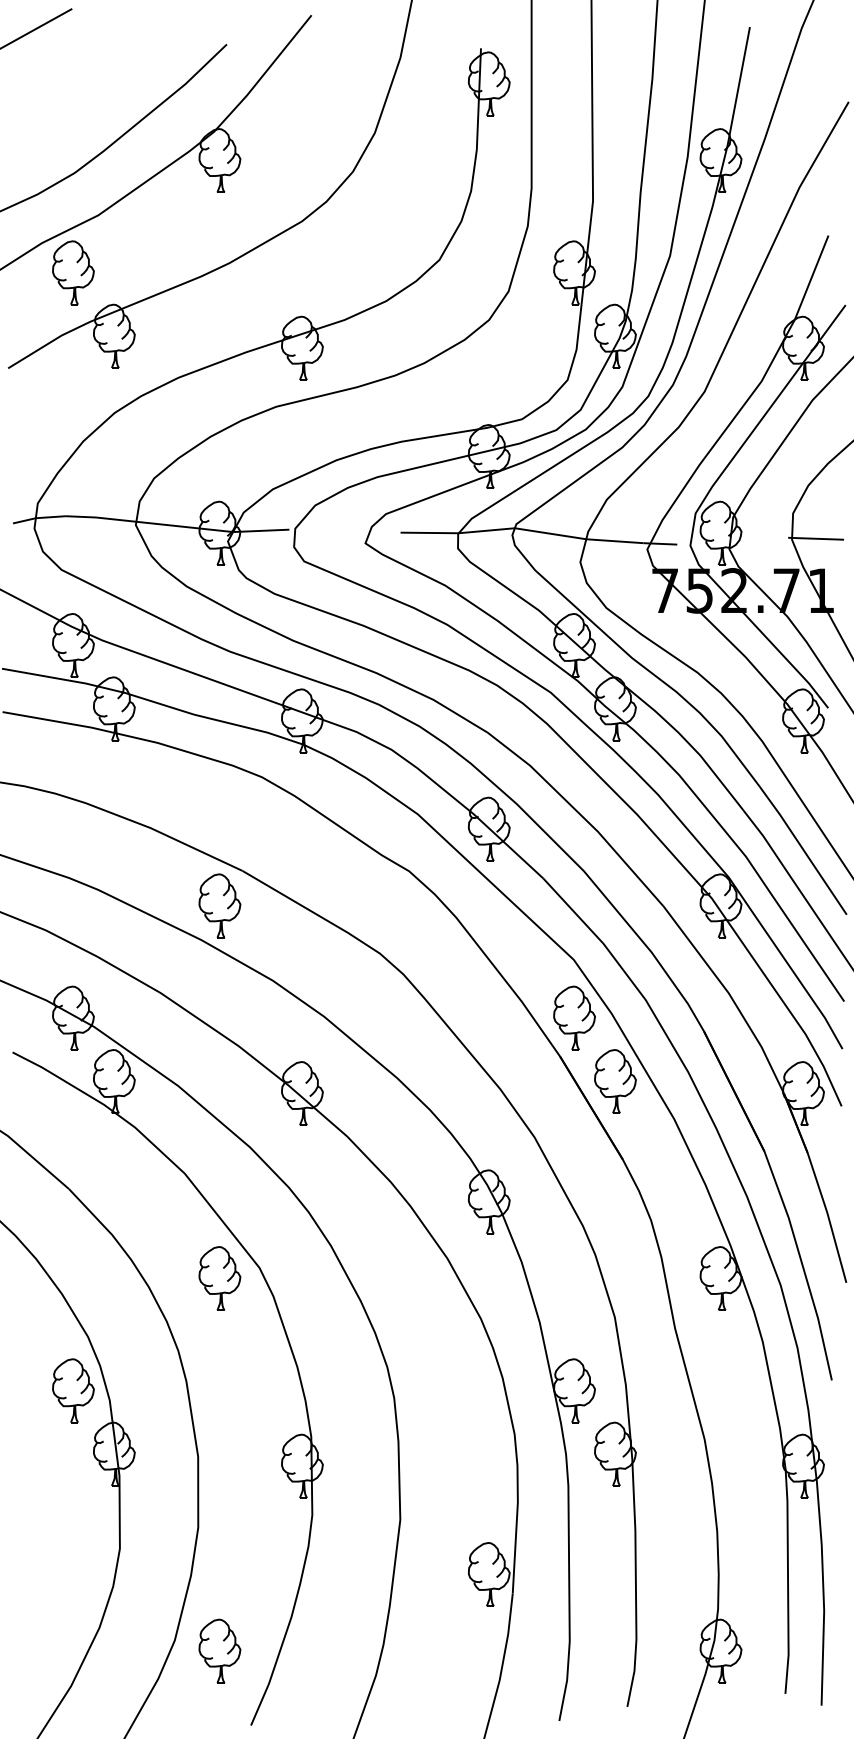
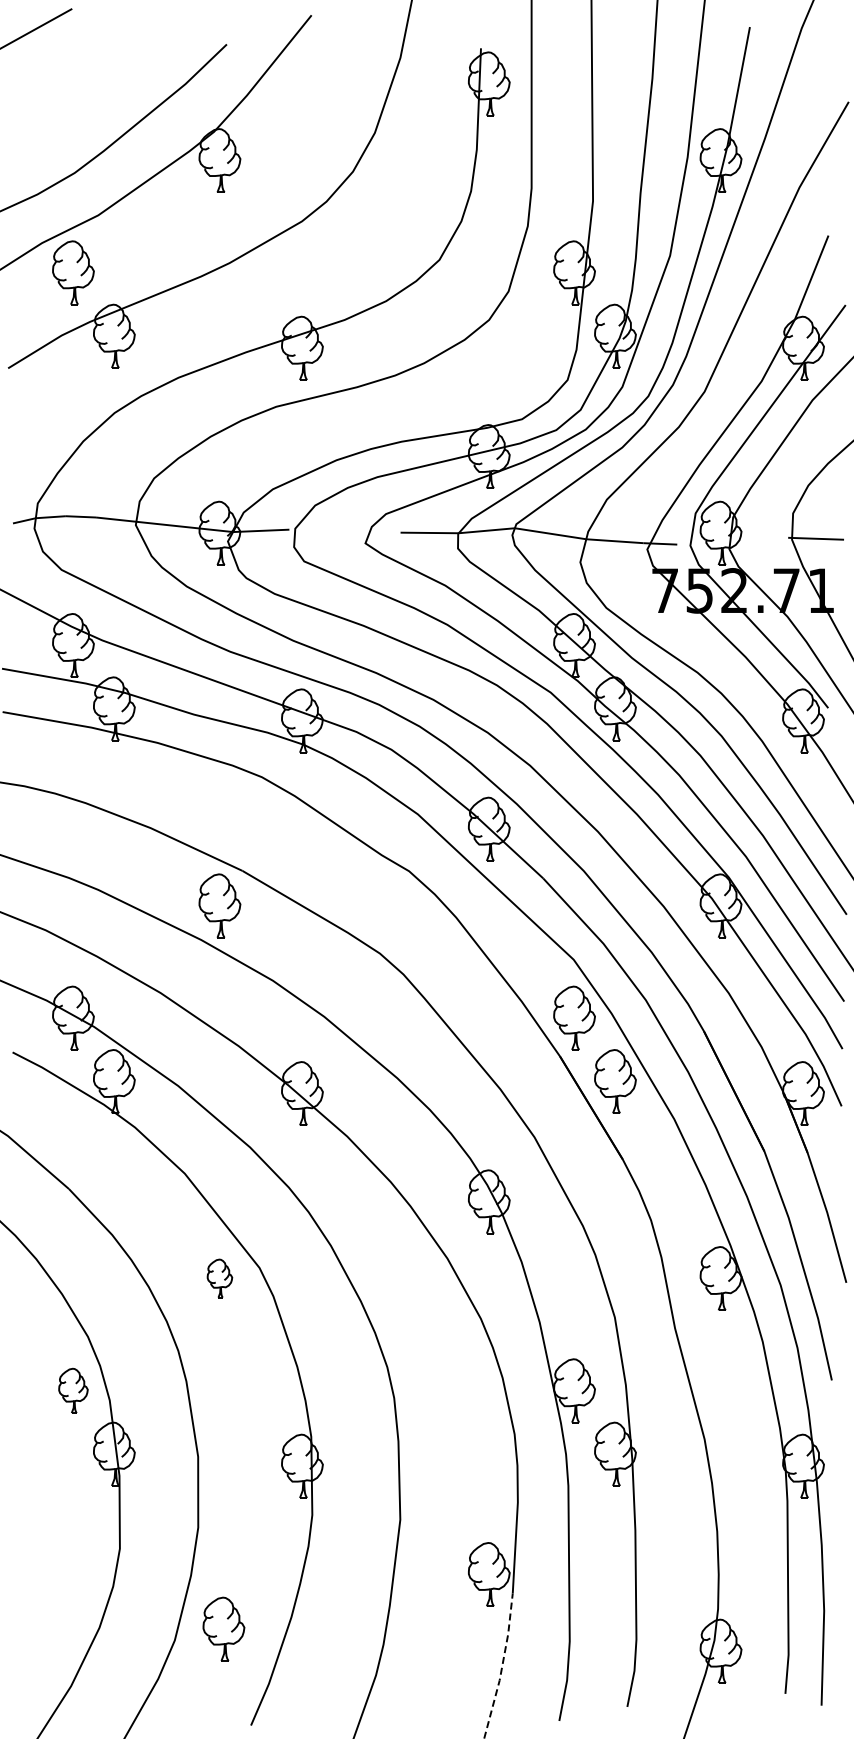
part size: 44x65 px -> 28x41 px (219, 1278)
part size: 43x66 px -> 31x47 px (73, 1390)
part position: (219, 1650) -> (223, 1628) (223, 1628)
line: solid -> dashed (502, 1665)
